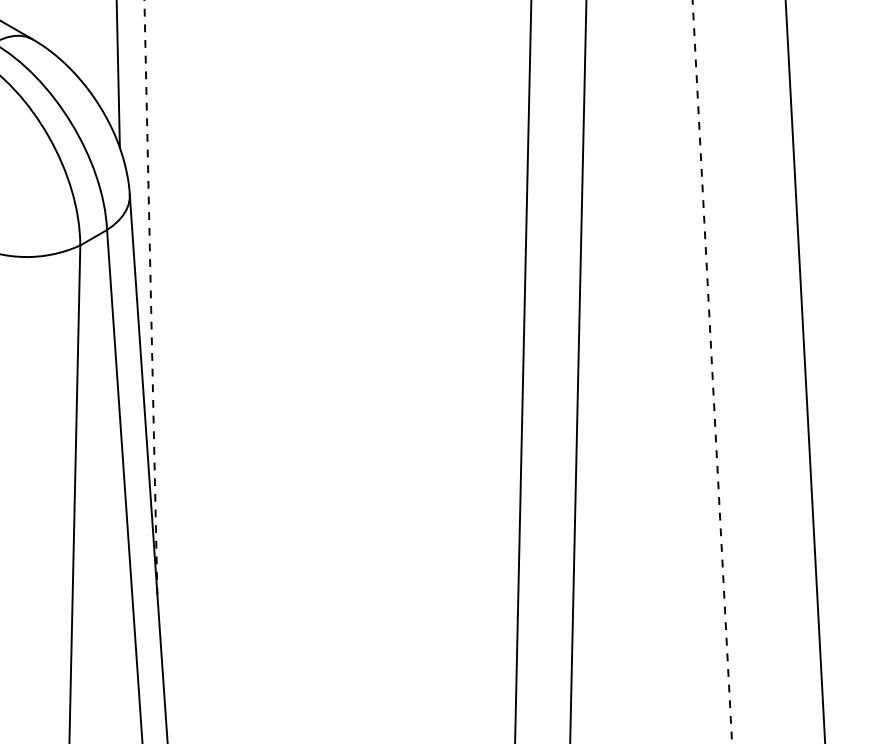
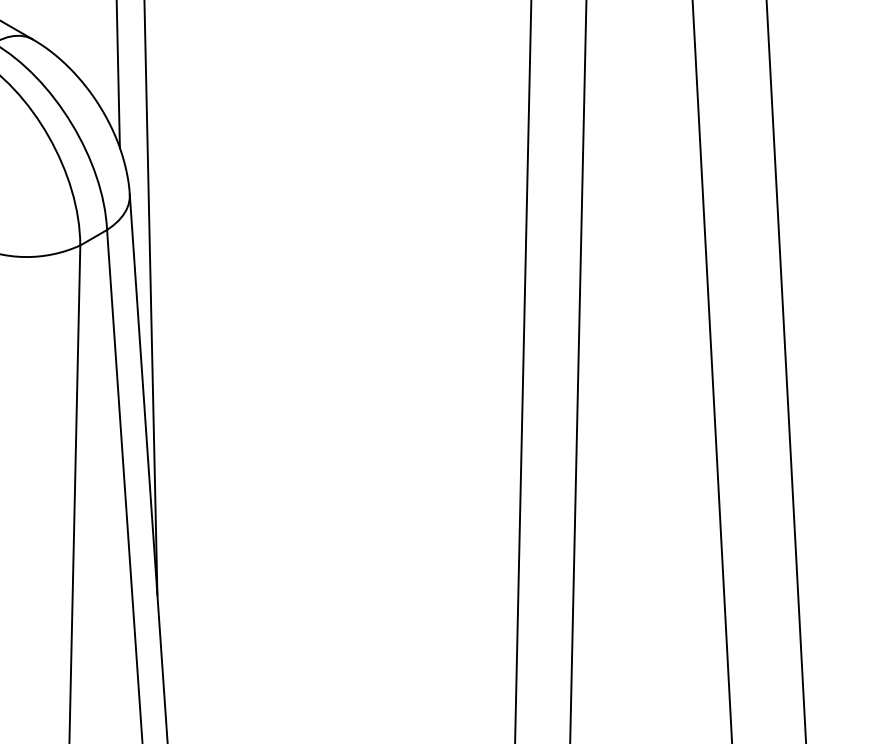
line: dashed -> solid (150, 298)
line: dashed -> solid (712, 371)
line position: (804, 371) -> (785, 371) (785, 371)
